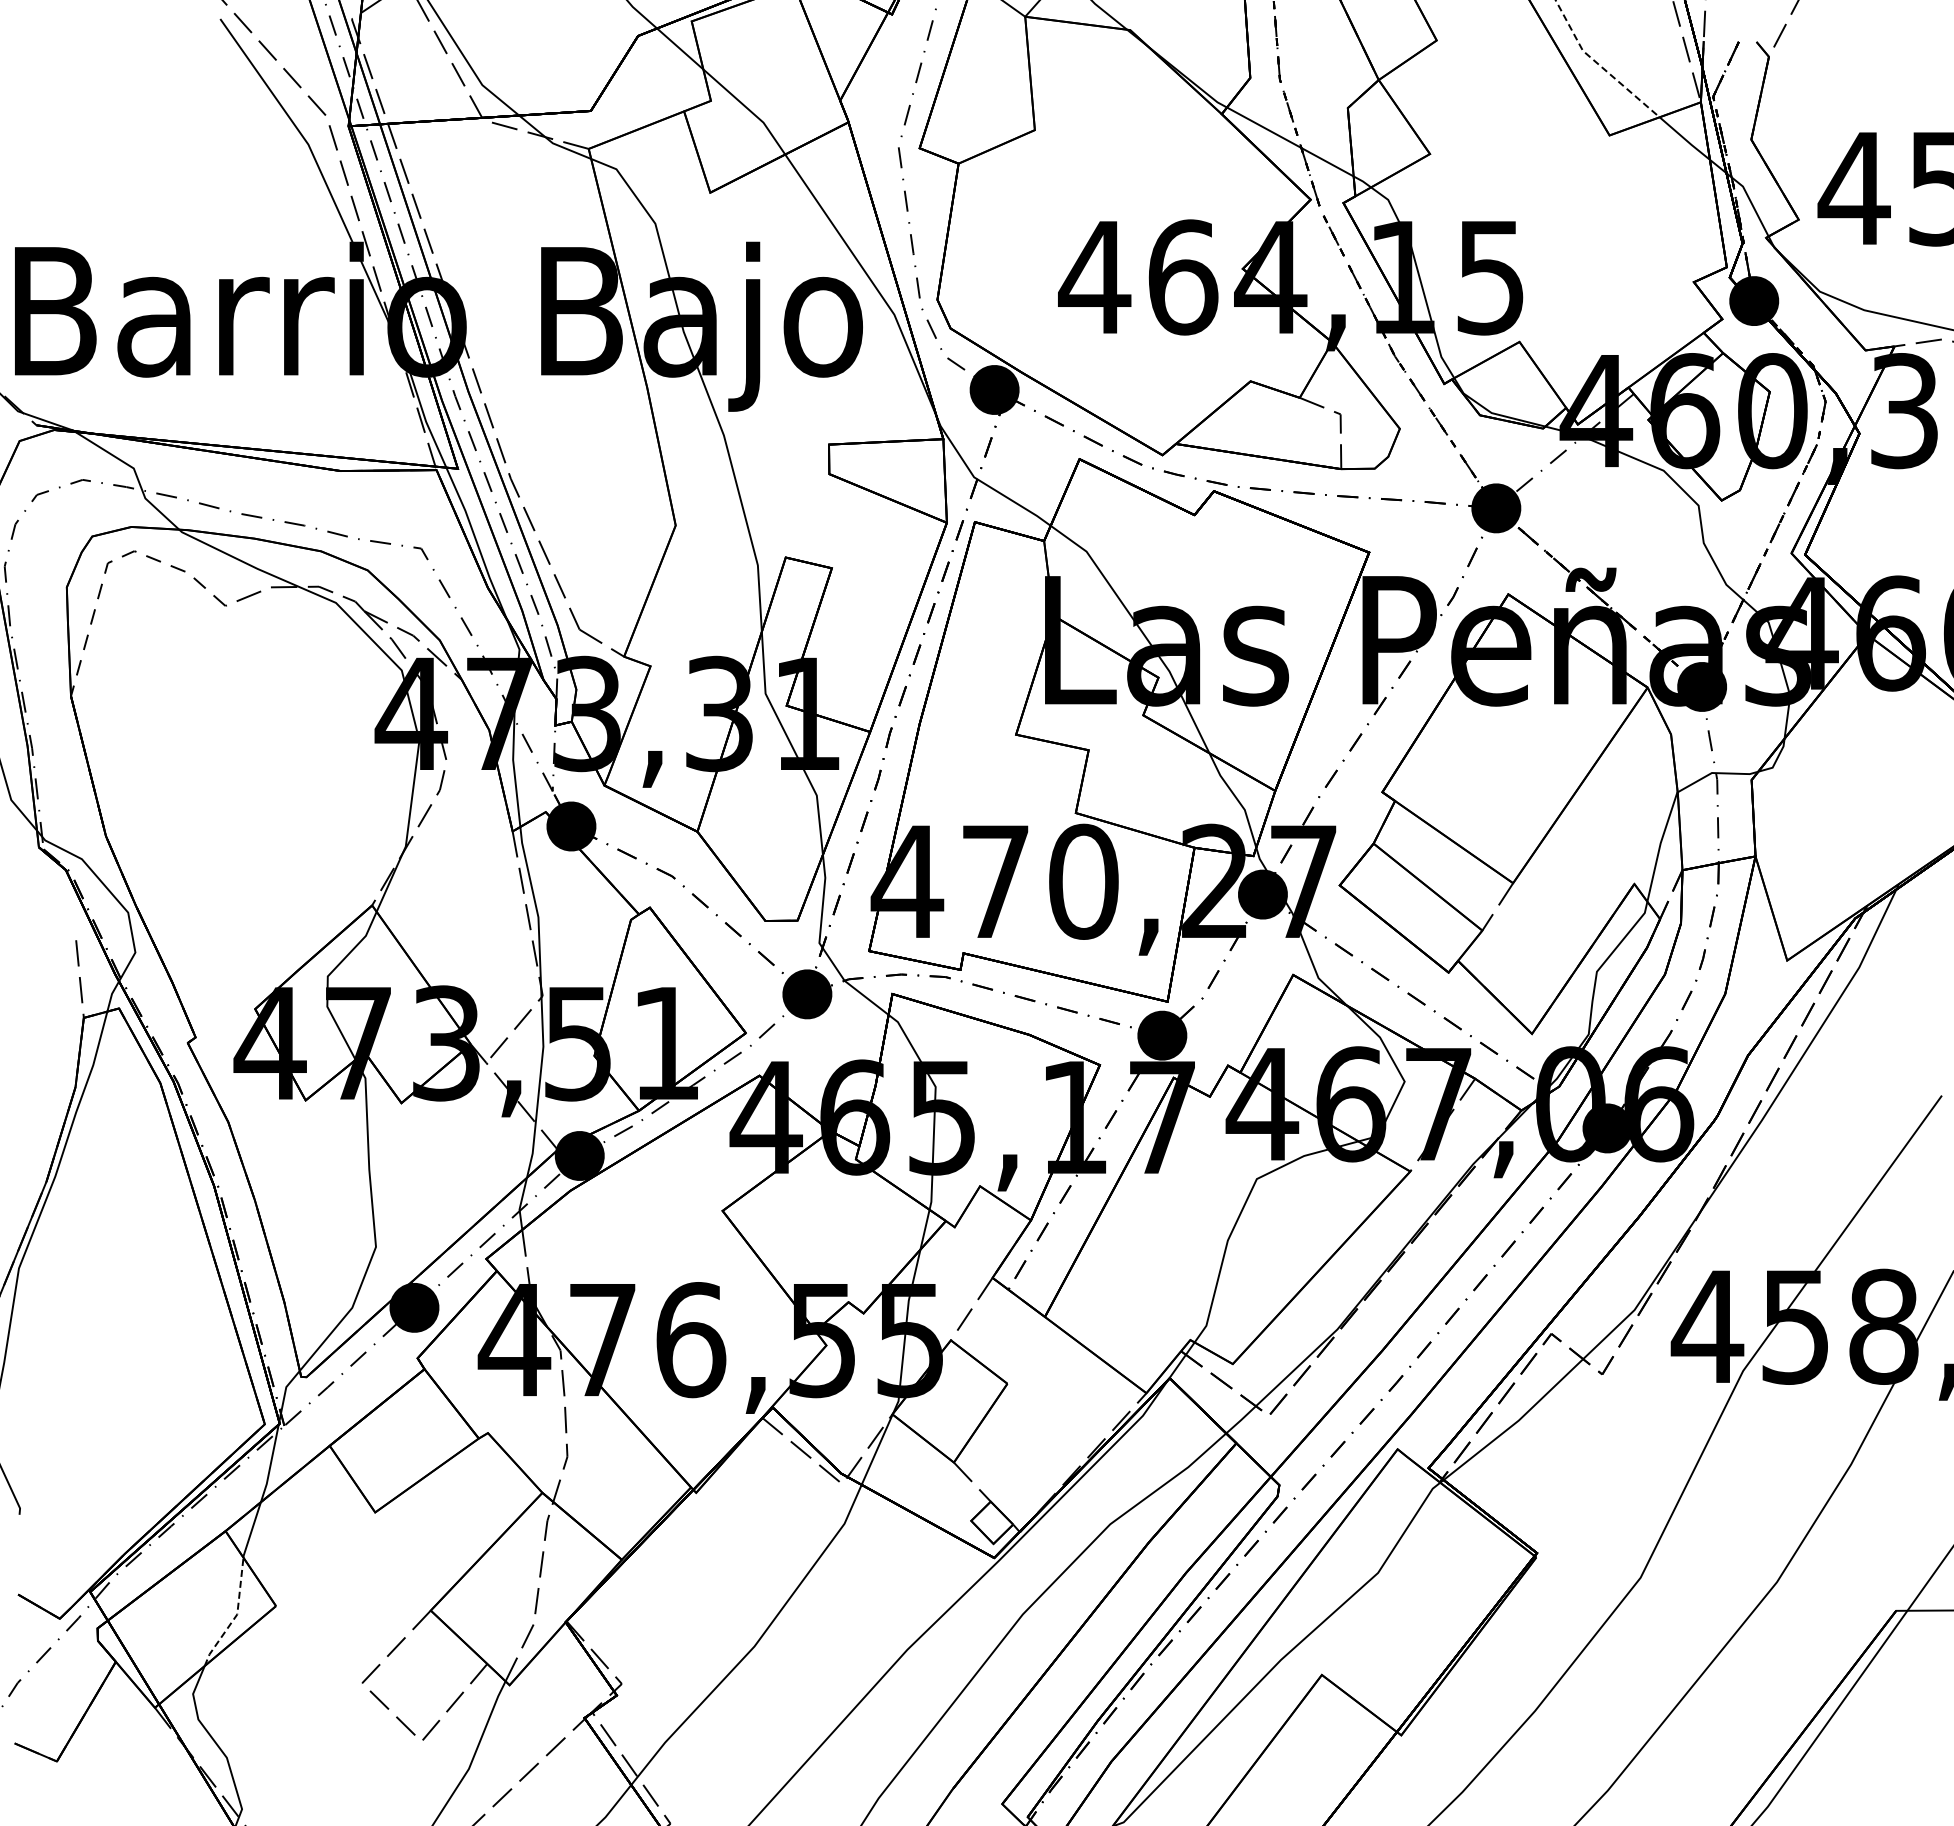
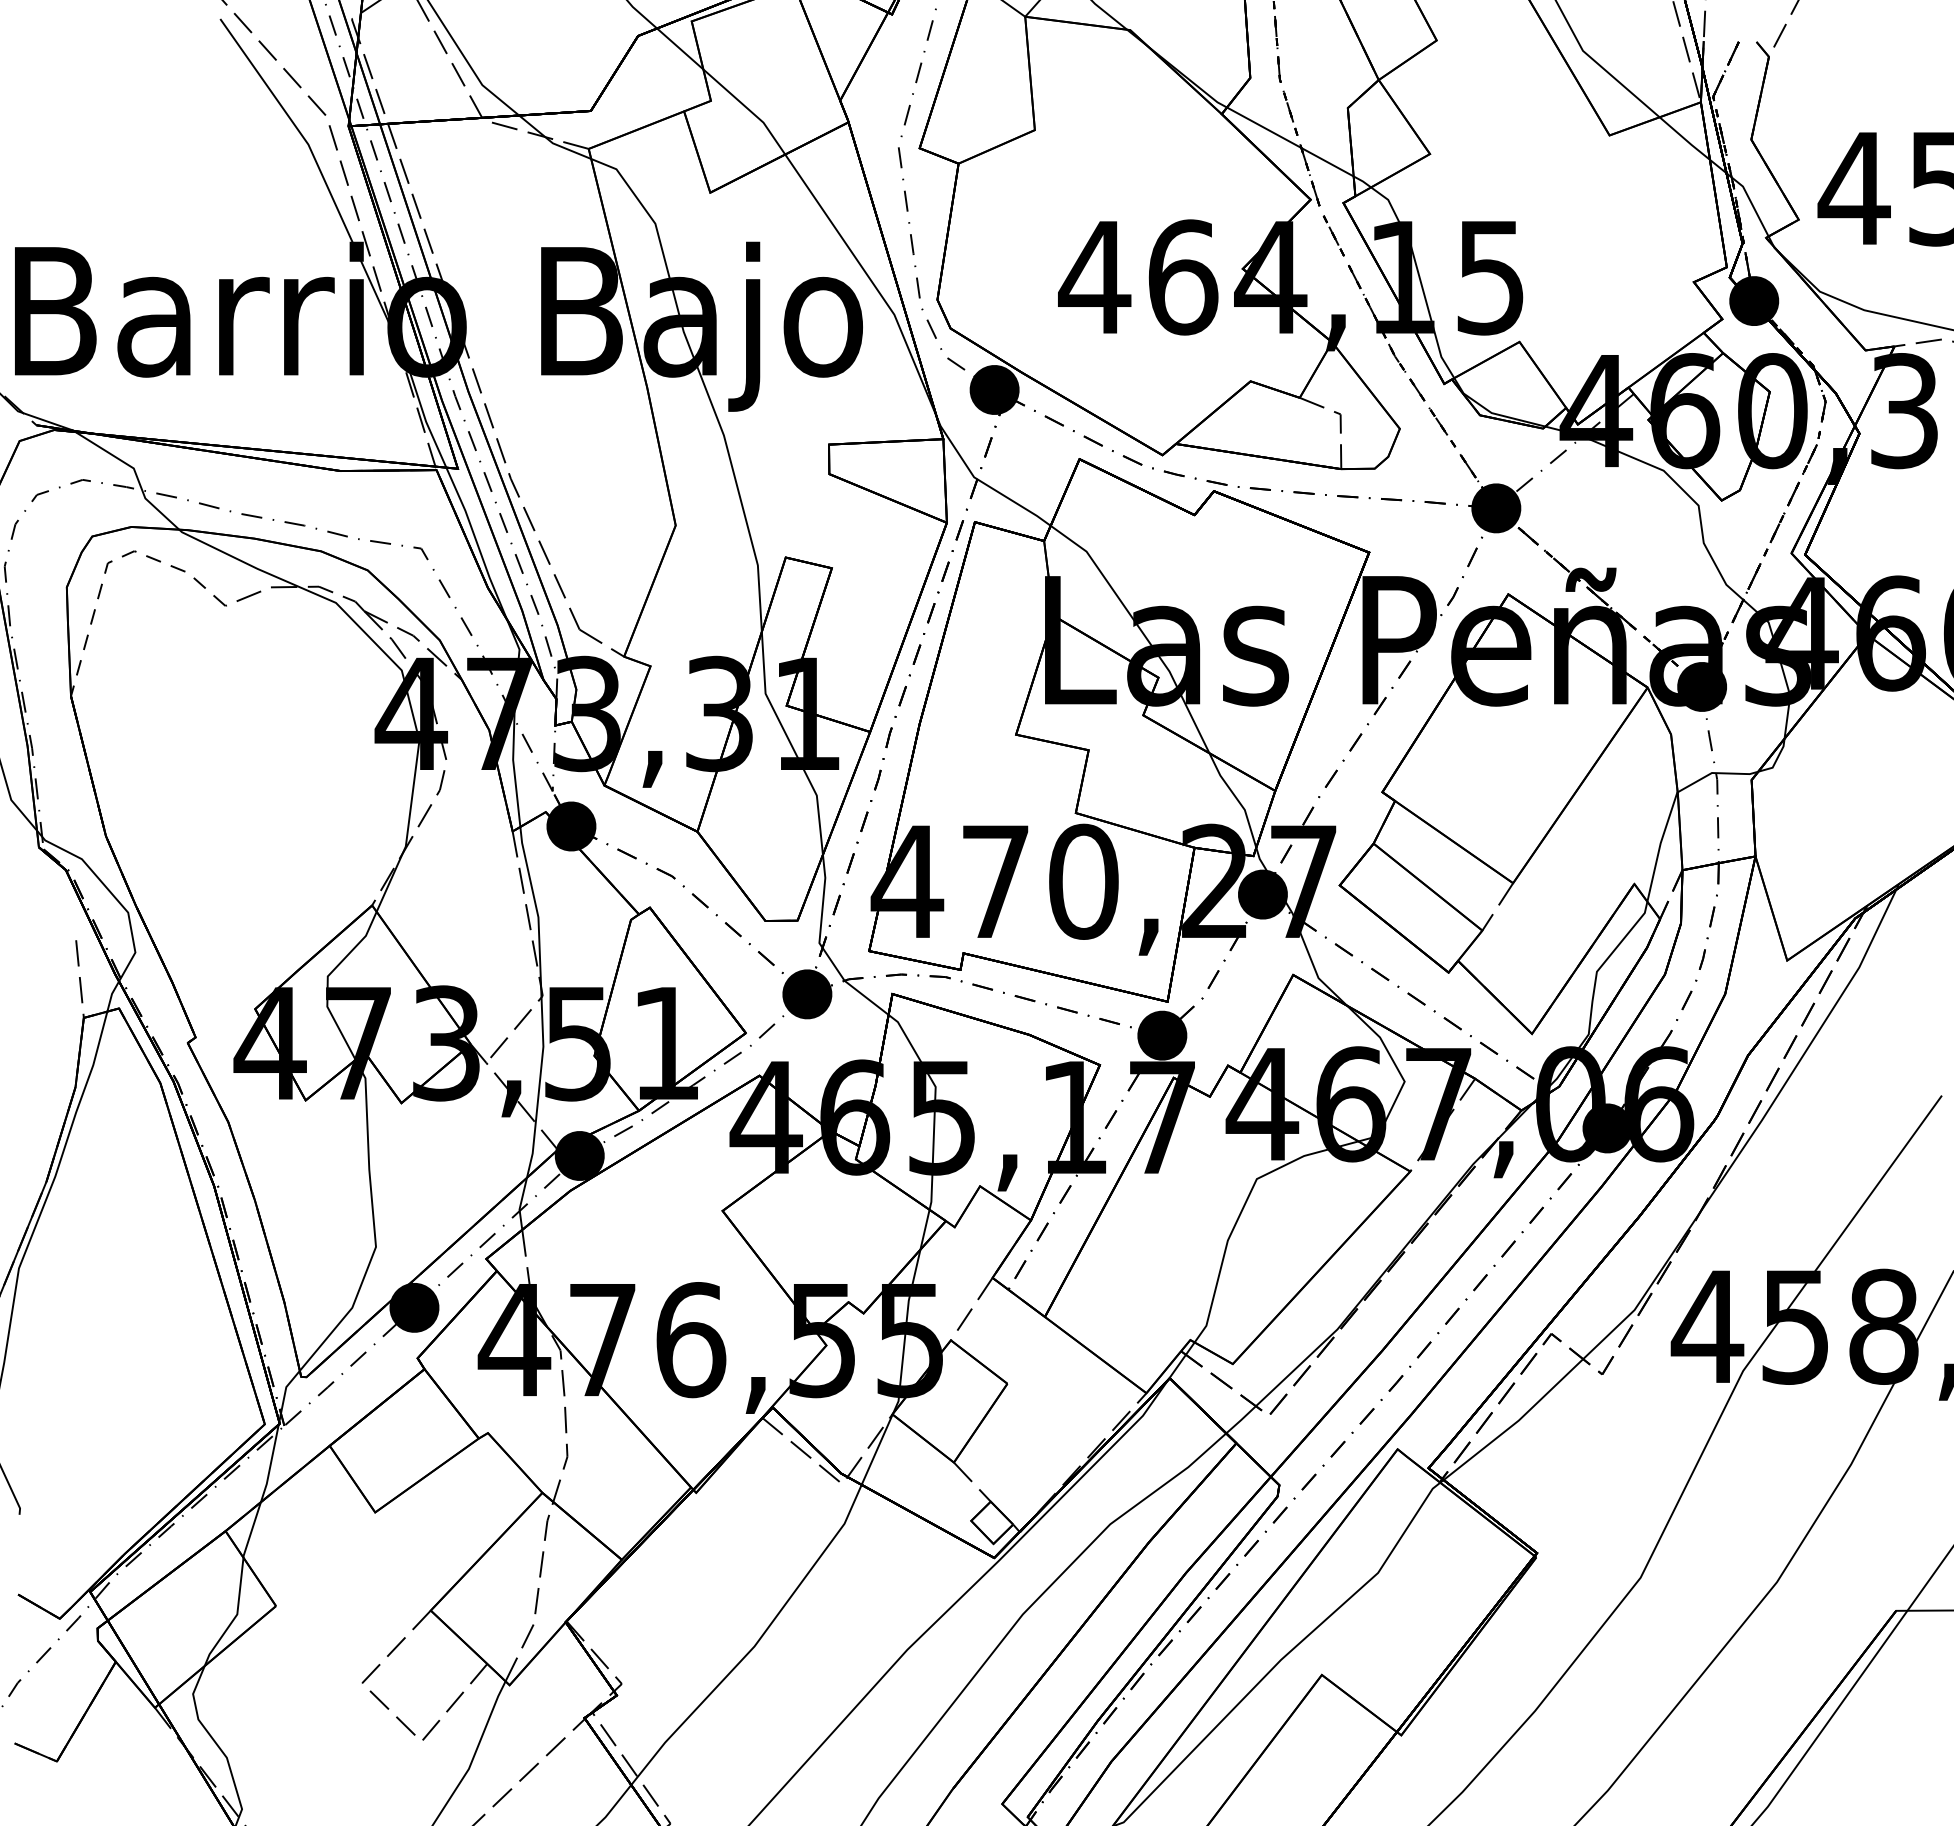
line: dashed -> solid (1599, 65)
line: dashed -> solid (236, 1616)
